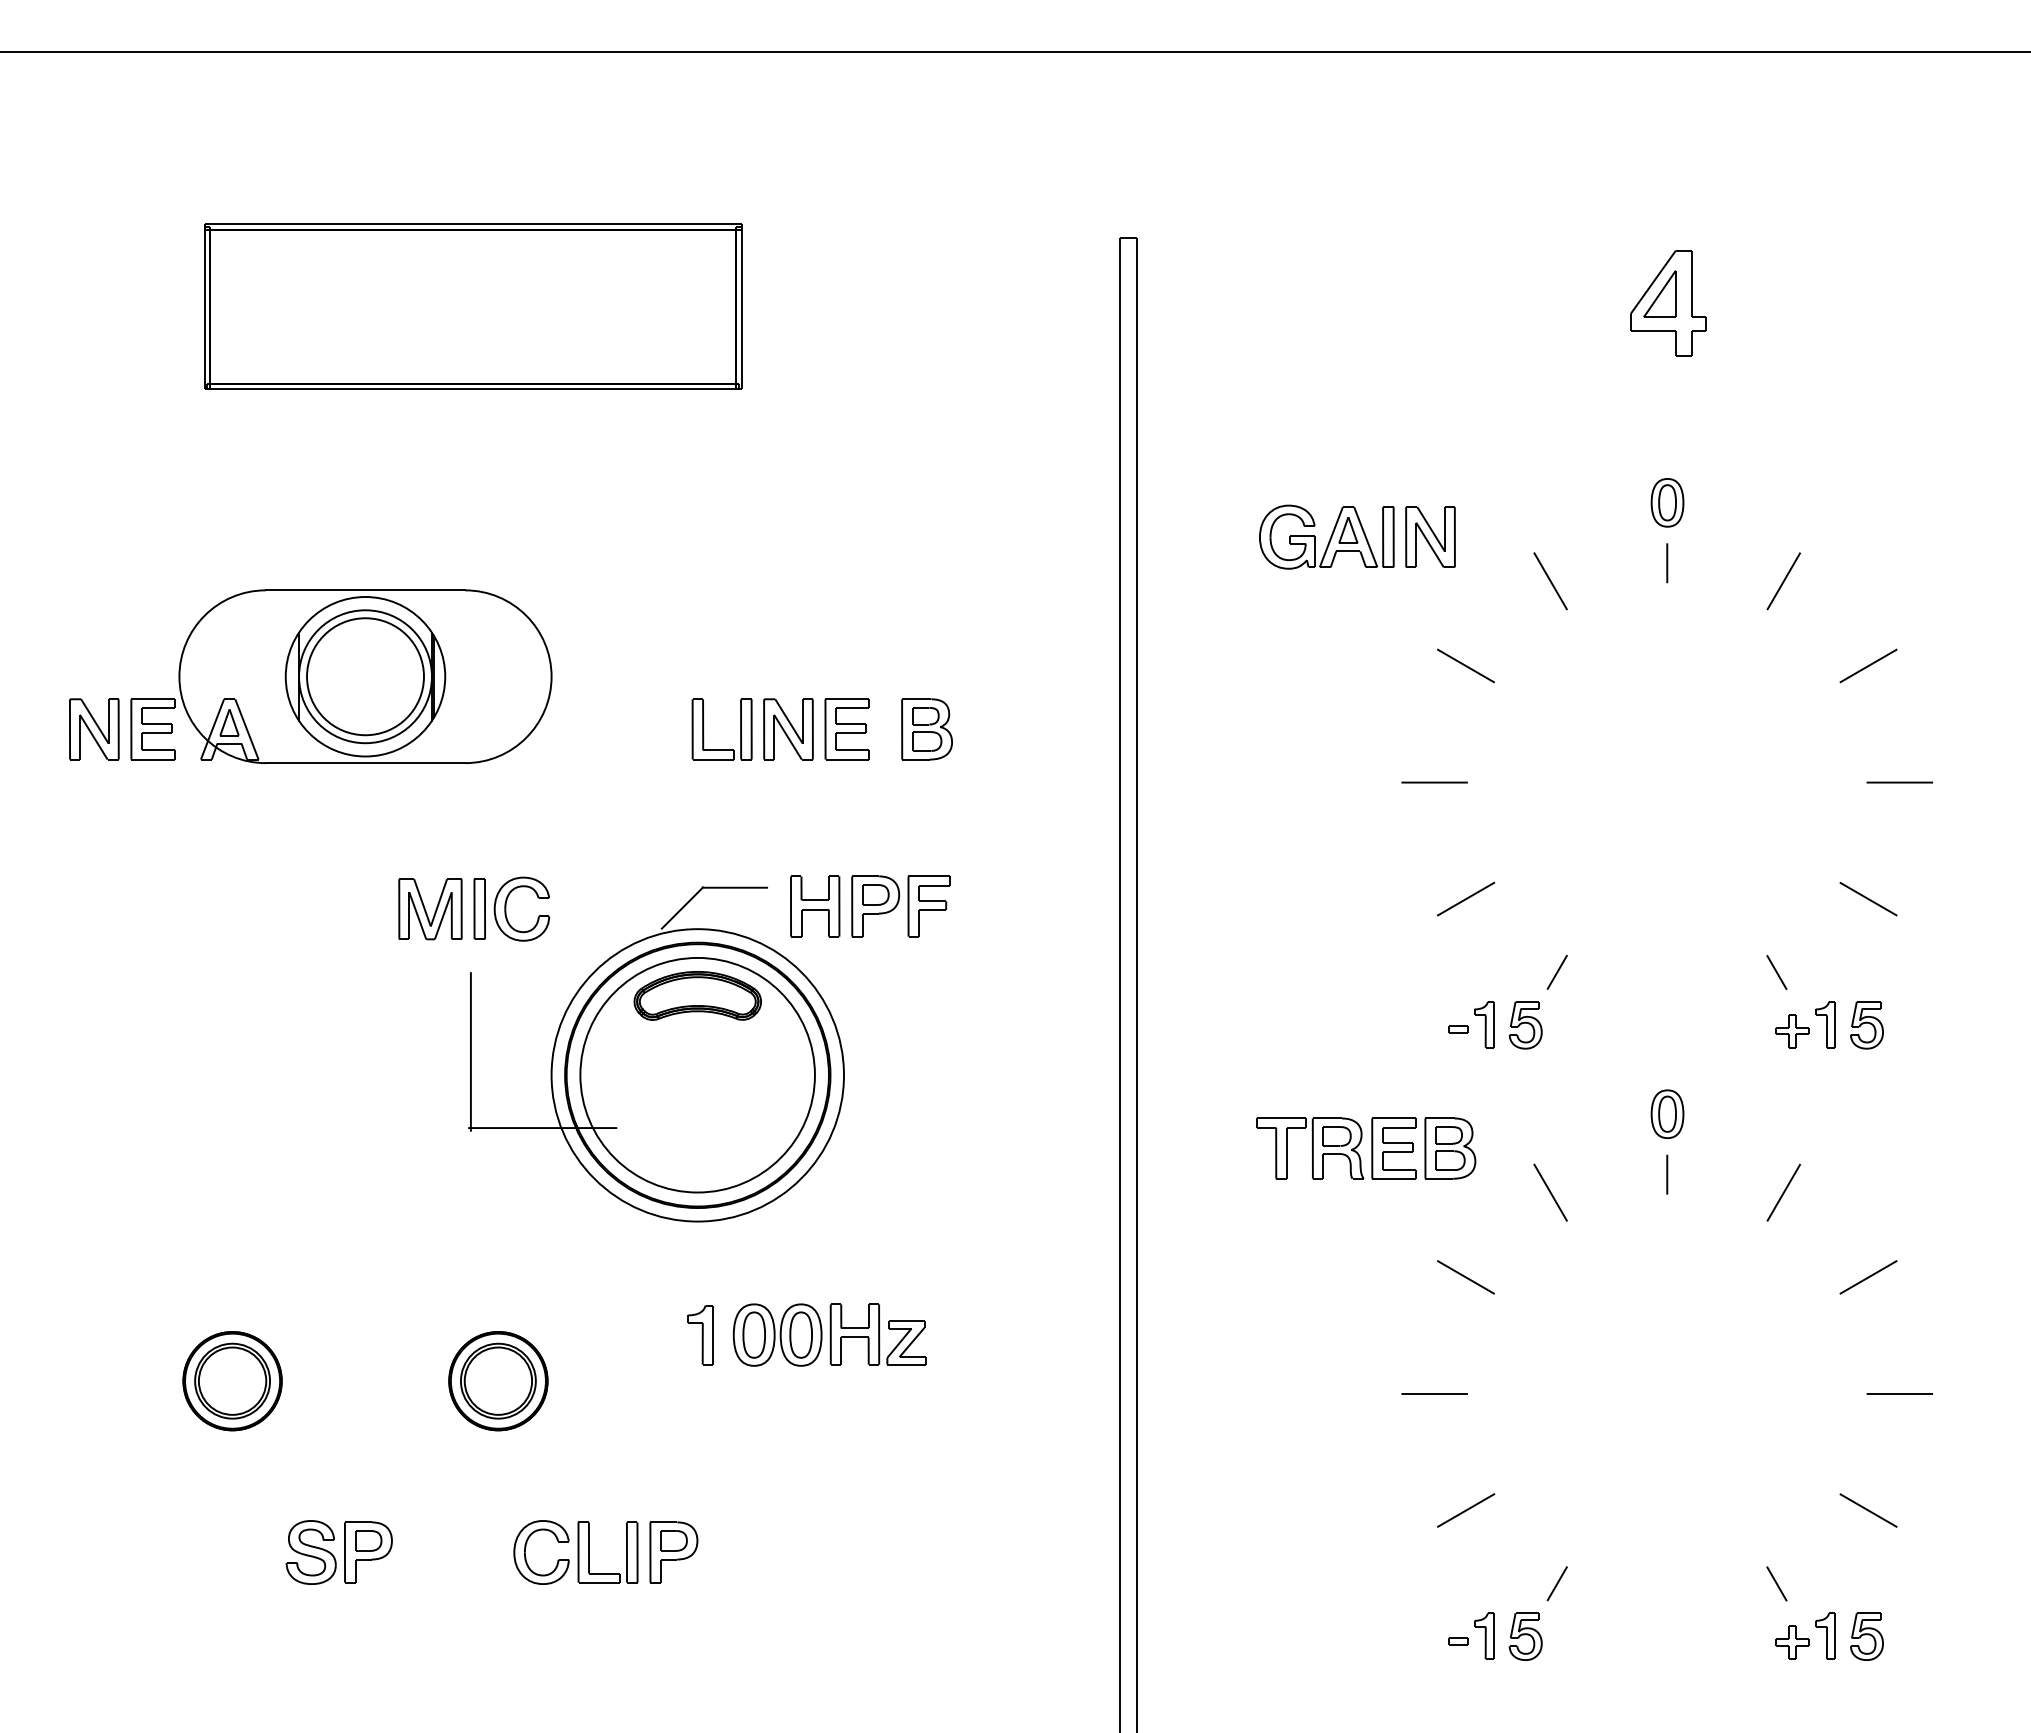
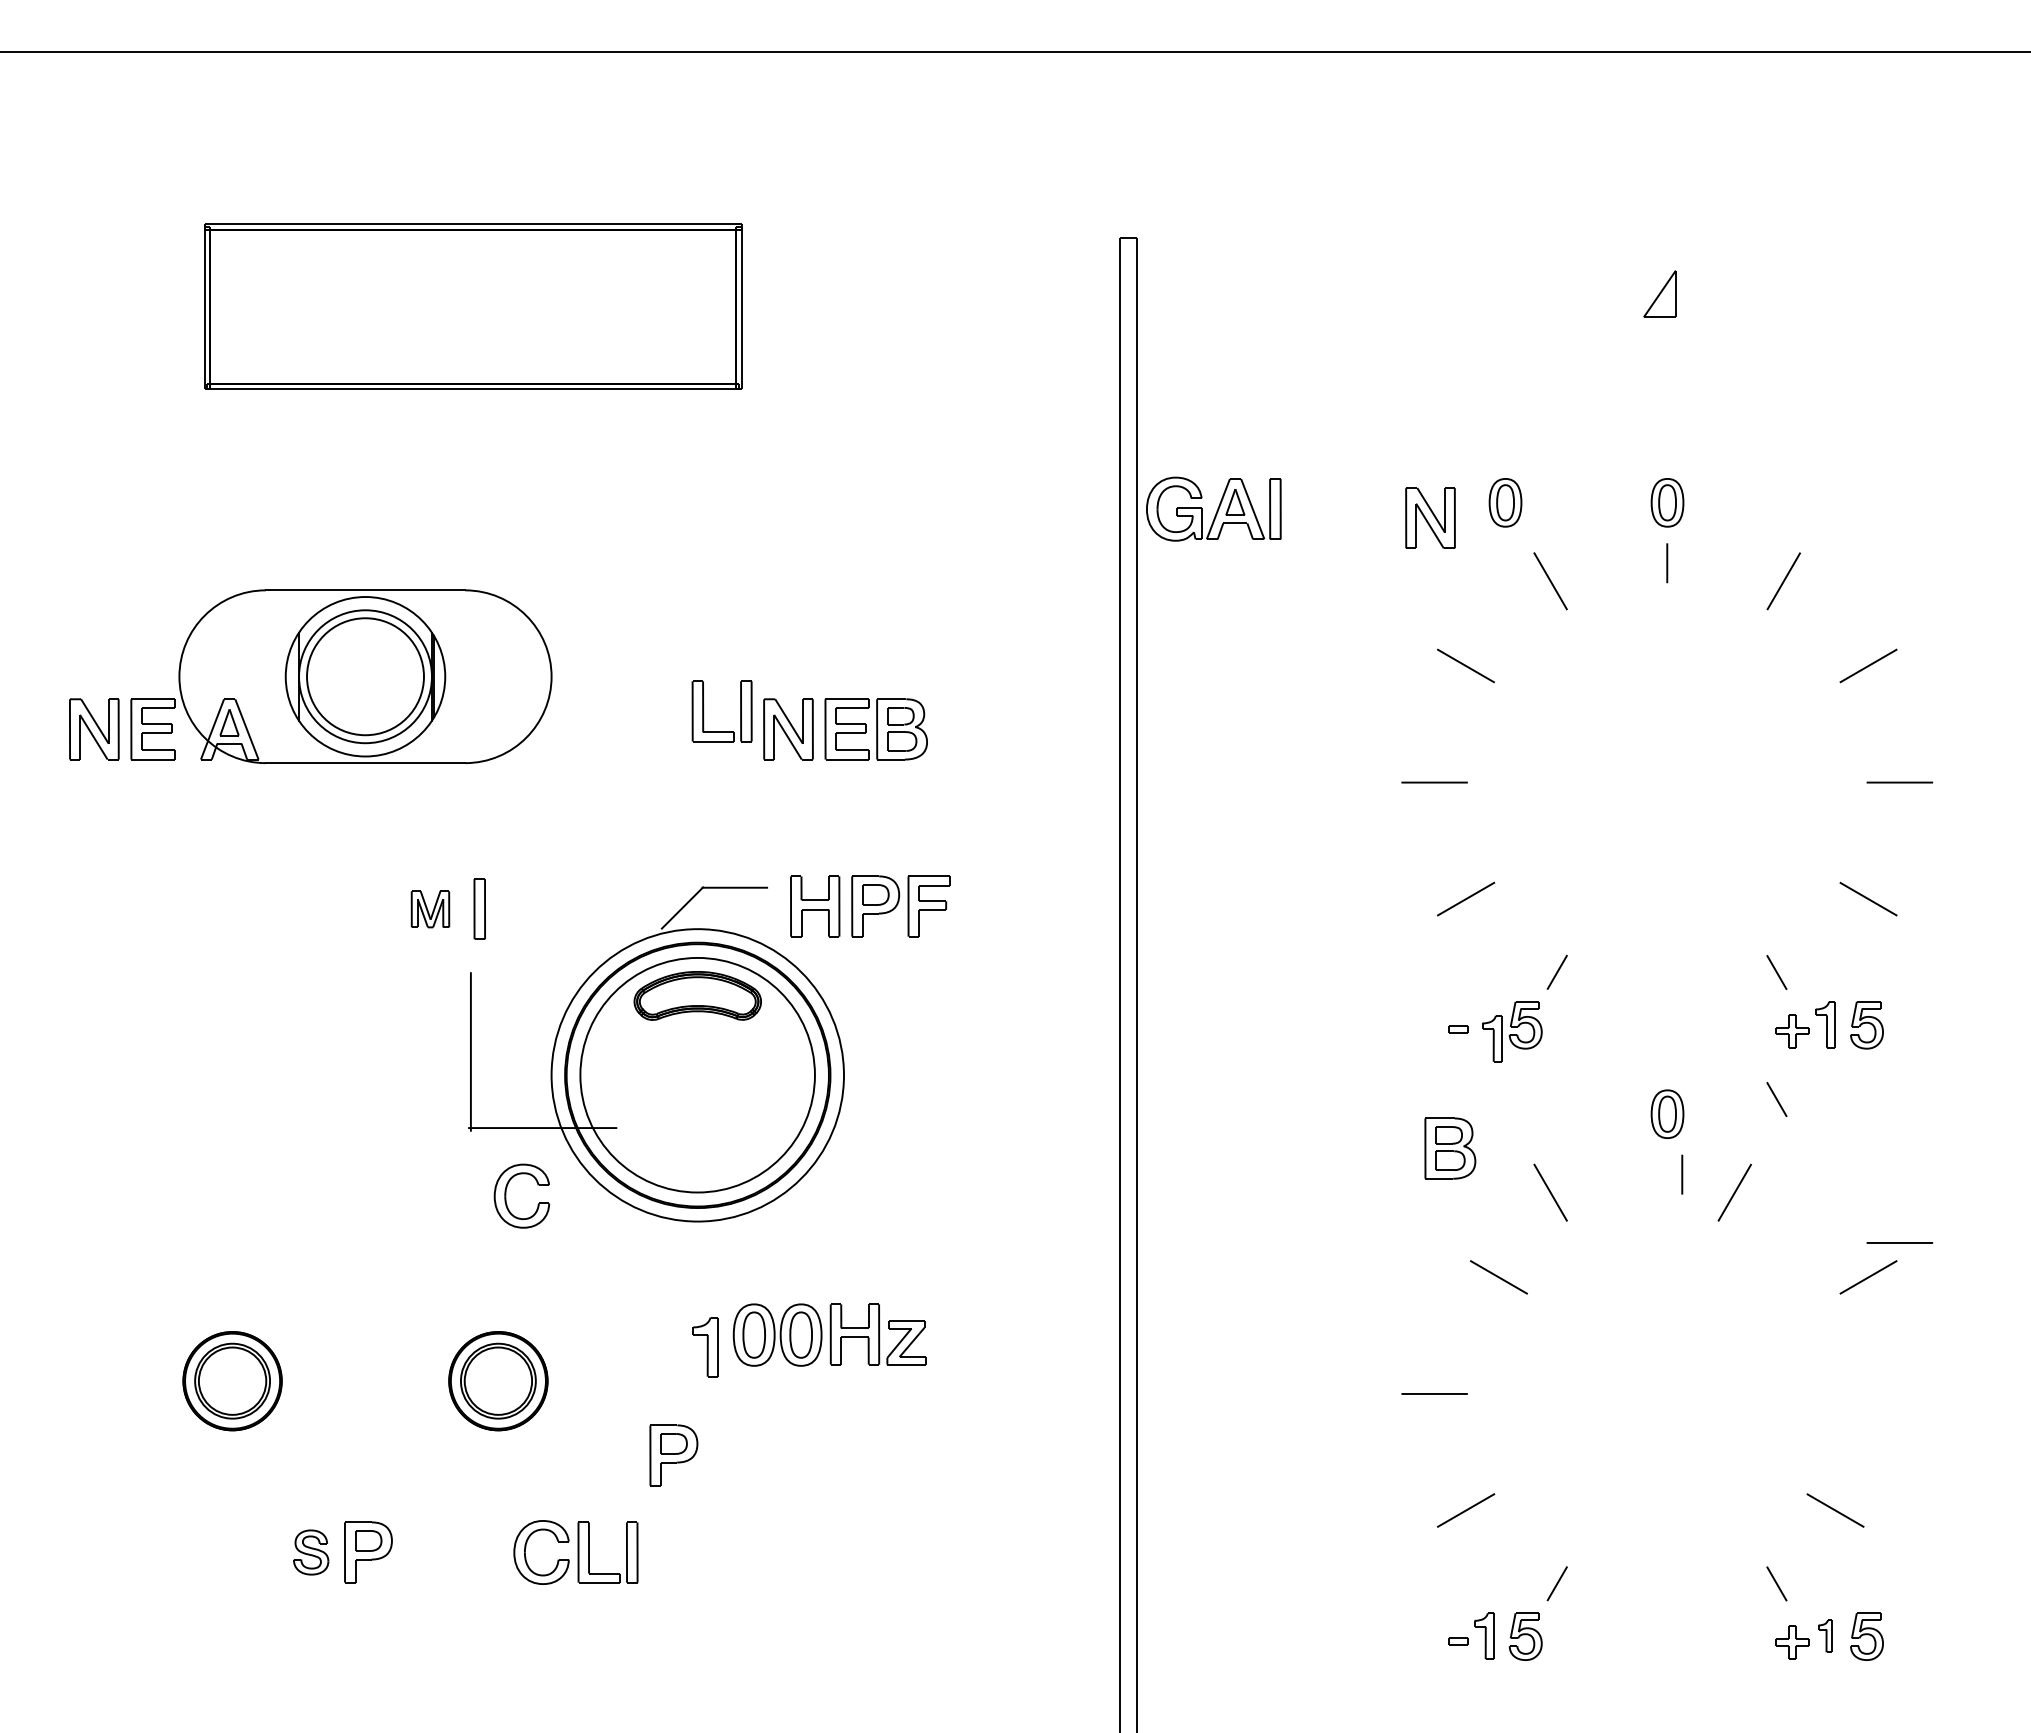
part: present -> none (1668, 303)
part: none -> present (1505, 502)
part position: (1326, 536) -> (1213, 508) (1213, 508)
part position: (1430, 536) -> (1430, 517) (1430, 517)
part position: (703, 729) -> (703, 711) (703, 711)
part position: (926, 729) -> (901, 729) (901, 729)
part position: (506, 908) -> (506, 1195) (506, 1195)
part size: 65x63 px -> 41x39 px (430, 909)
part position: (1484, 1024) -> (1492, 1038) (1492, 1038)
line: none -> present (1776, 1099)
part: present -> none (1336, 1148)
line position: (1667, 1174) -> (1682, 1174) (1682, 1174)
line position: (1783, 1192) -> (1734, 1192) (1734, 1192)
line position: (1465, 1277) -> (1498, 1277) (1498, 1277)
part position: (700, 1335) -> (705, 1347) (705, 1347)
line position: (1899, 1393) -> (1899, 1242) (1899, 1242)
line position: (1868, 1510) -> (1835, 1510) (1835, 1510)
part size: 52x65 px -> 37x47 px (311, 1552)
part position: (673, 1552) -> (673, 1455) (673, 1455)
part size: 21x48 px -> 15x34 px (1825, 1635)
